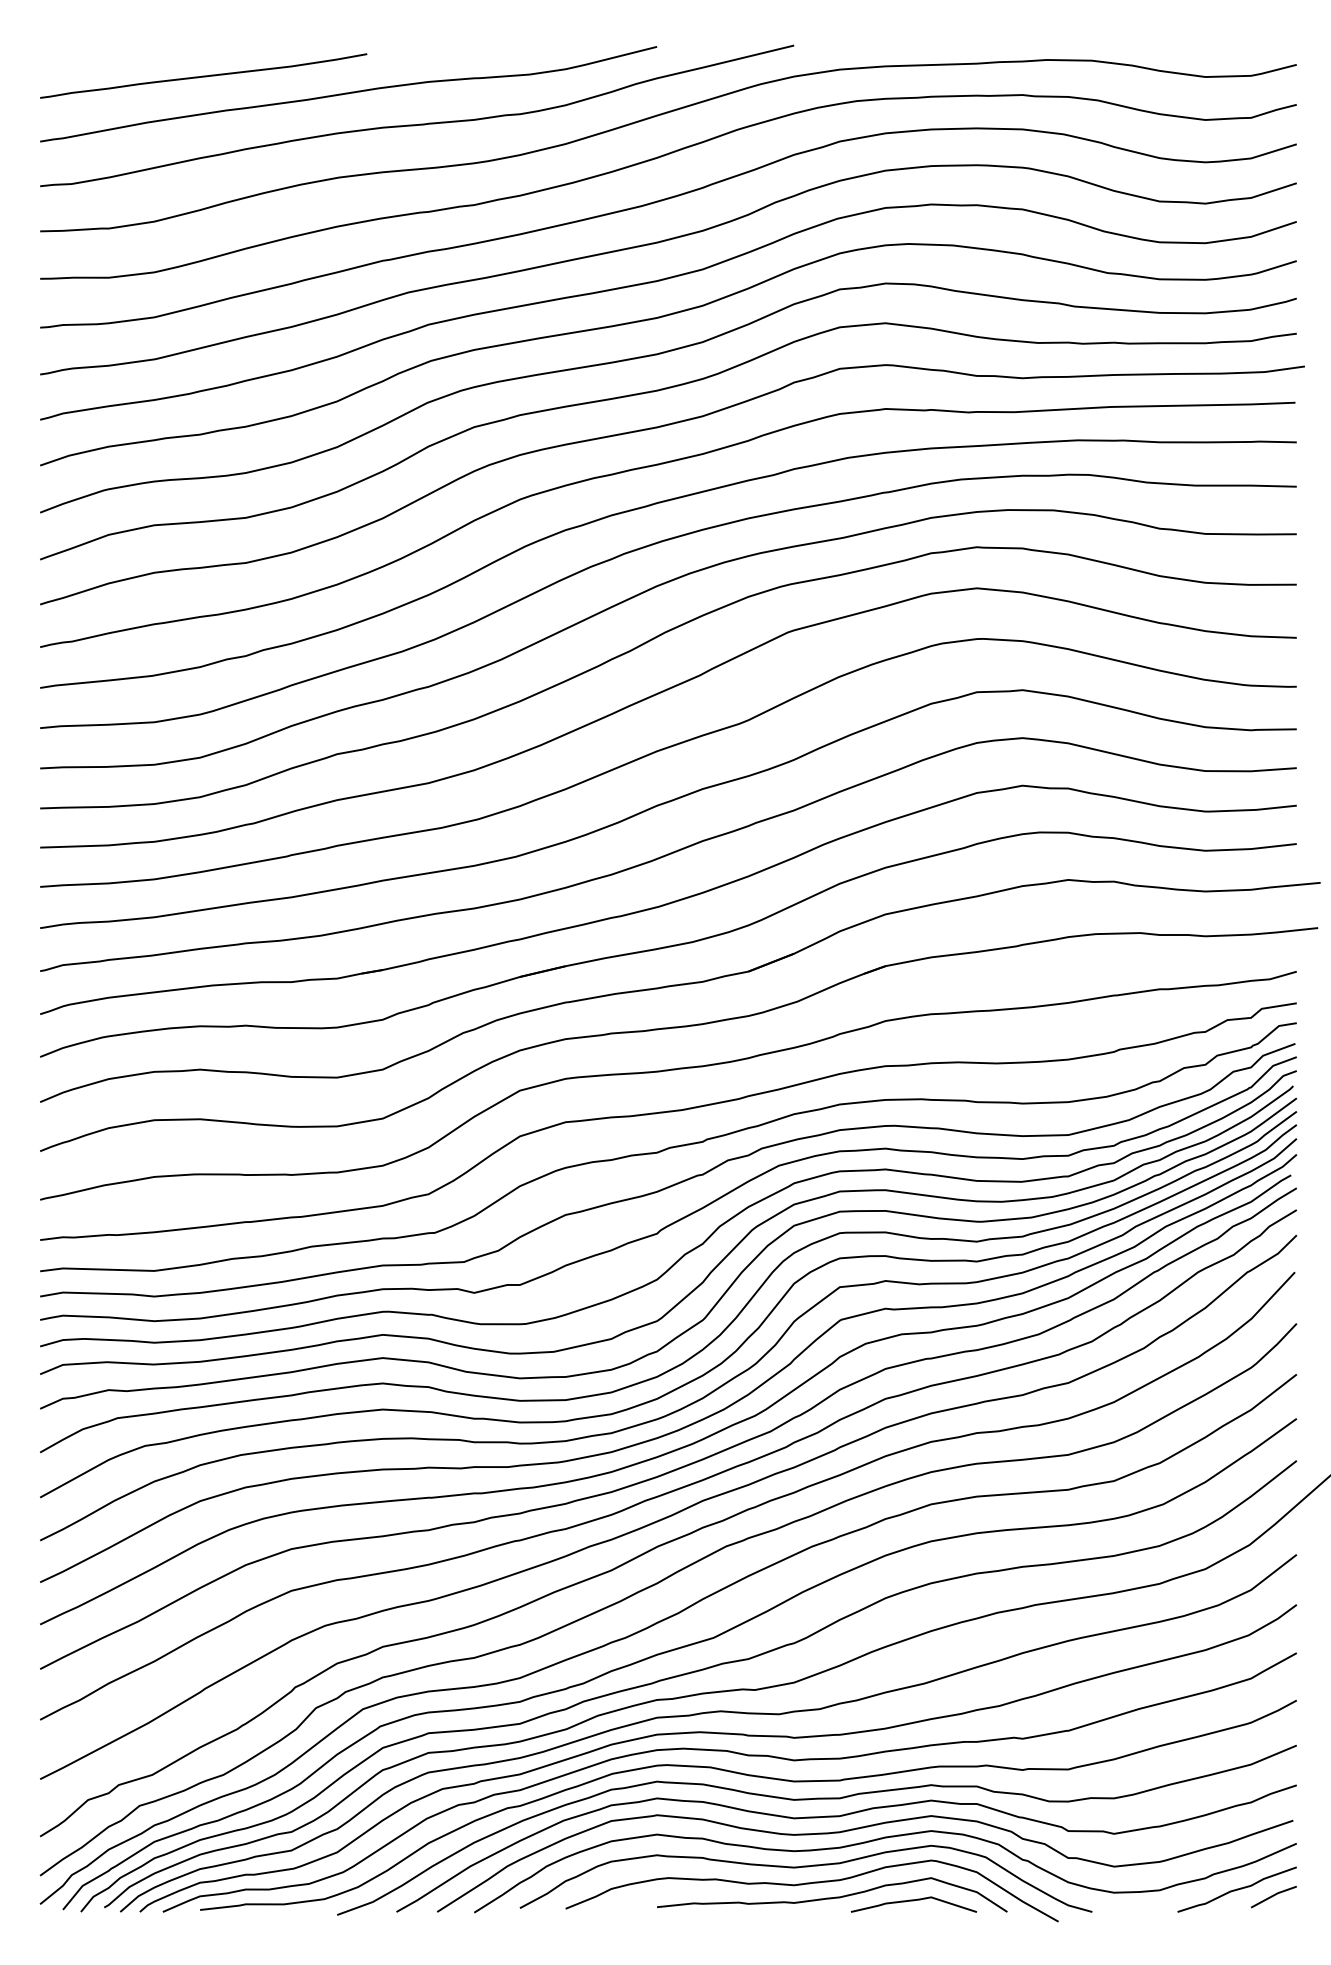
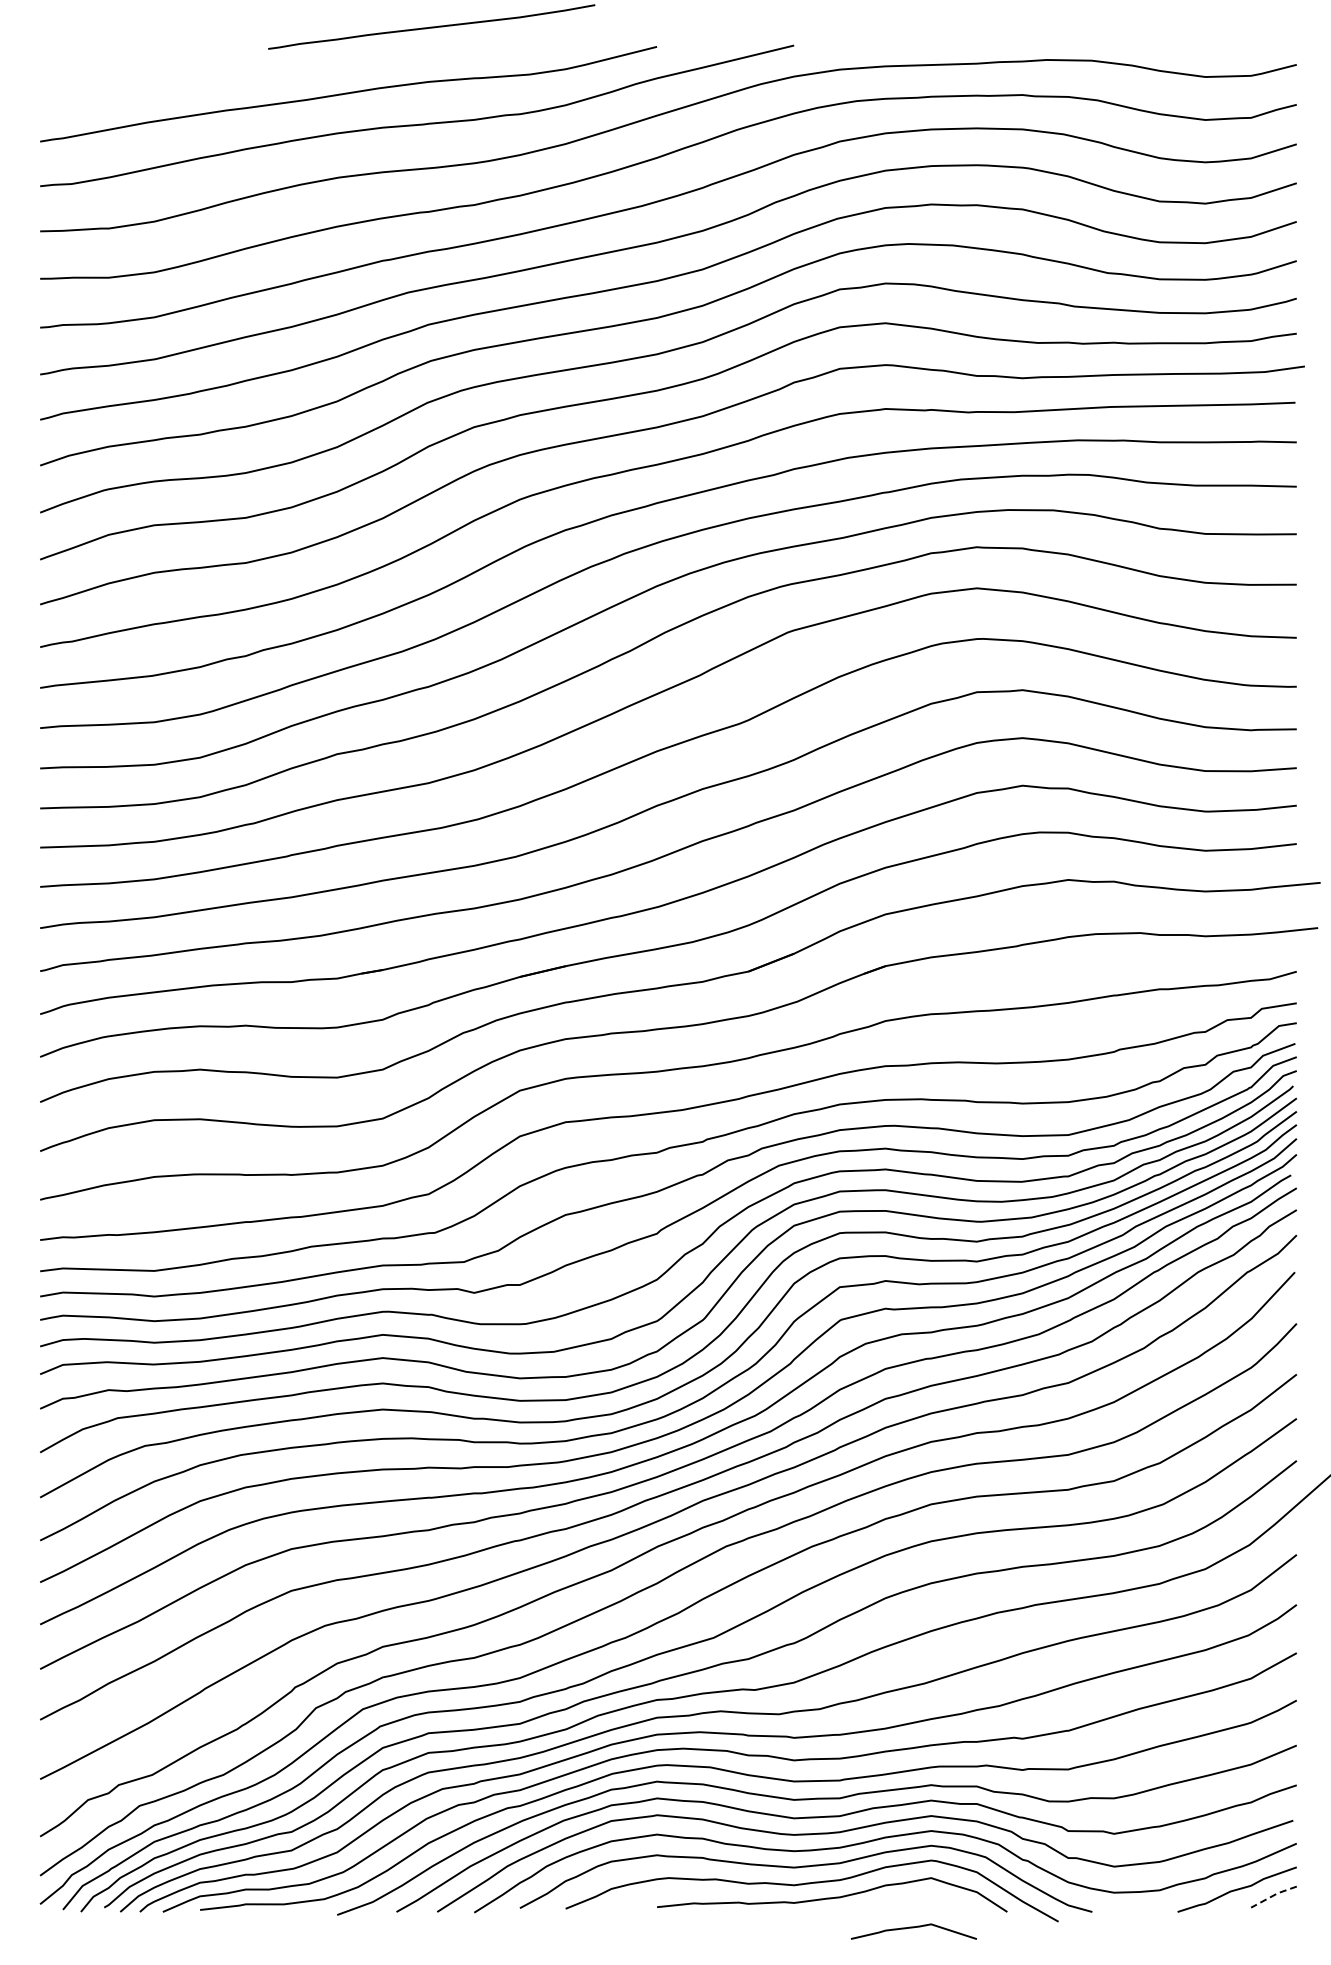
curve position: (203, 75) -> (431, 26) (431, 26)
line: solid -> dashed (1273, 1895)
curve position: (913, 1901) -> (913, 1928) (913, 1928)
